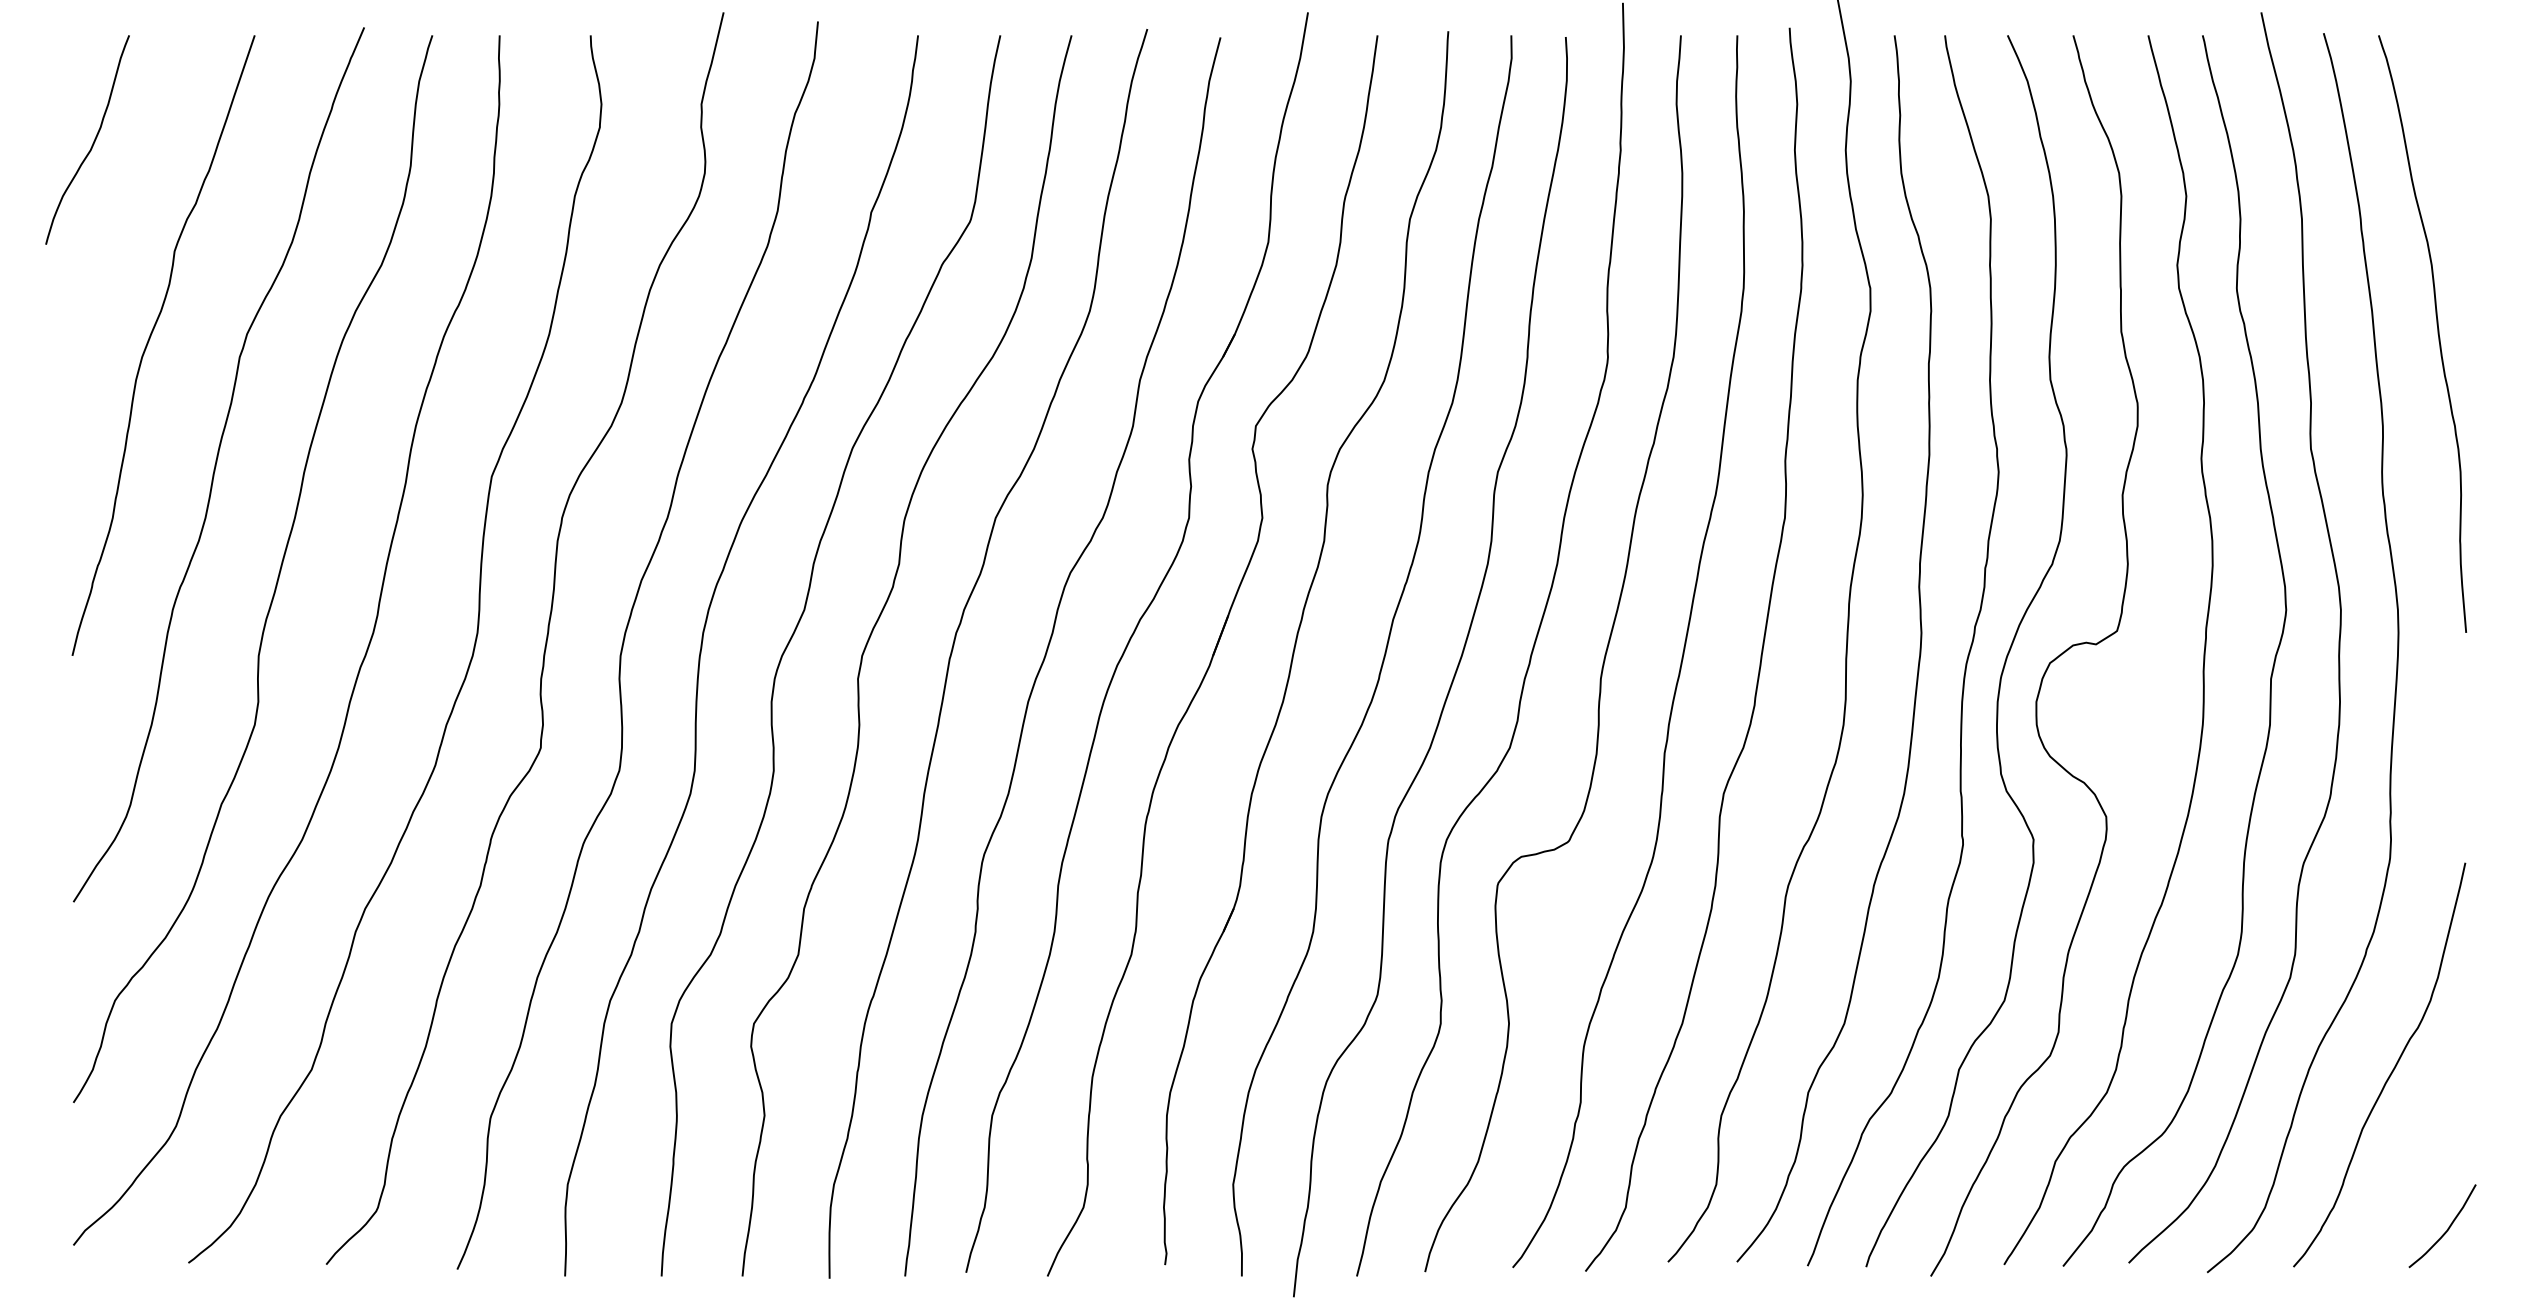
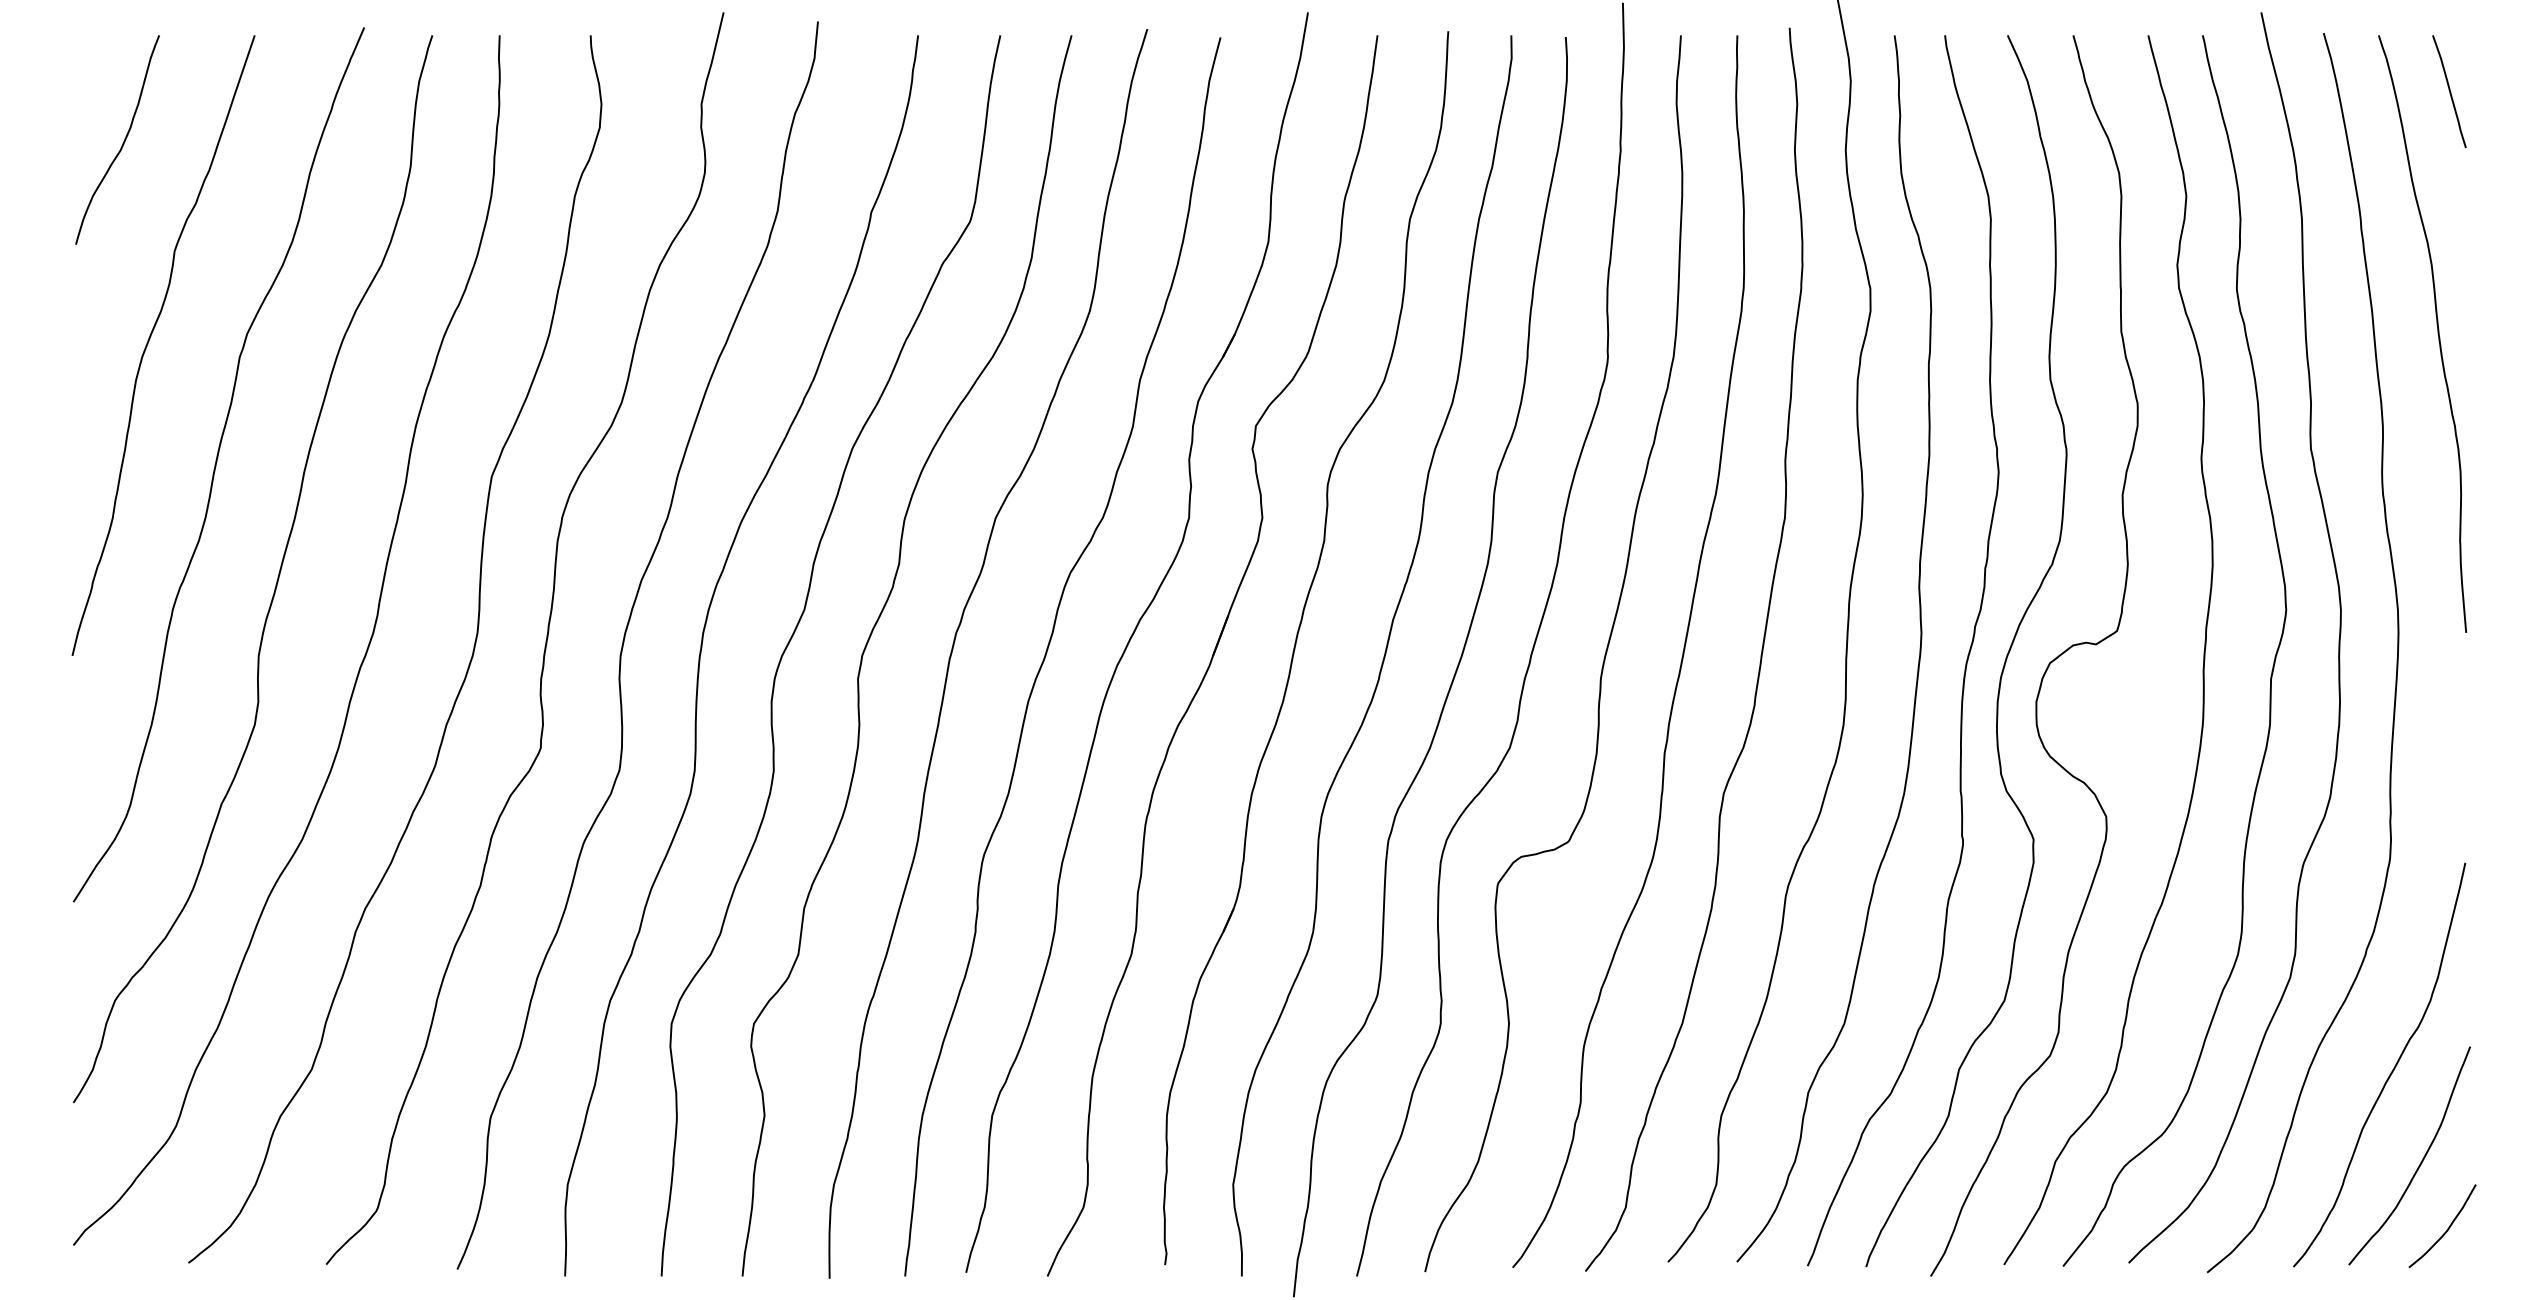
curve: none -> present (2449, 91)
curve position: (93, 141) -> (123, 141) (123, 141)
curve: none -> present (2421, 1160)
